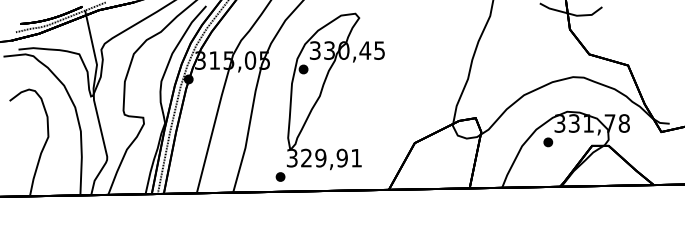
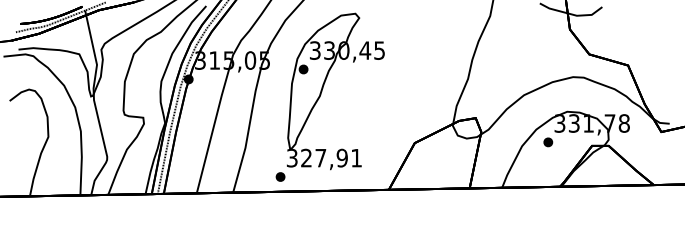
text: 329,91 -> 327,91 (320, 157)
